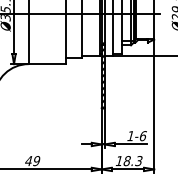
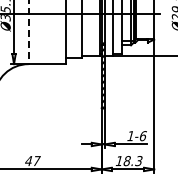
line: solid -> dashed (28, 32)
text: 49 -> 47 (36, 161)
